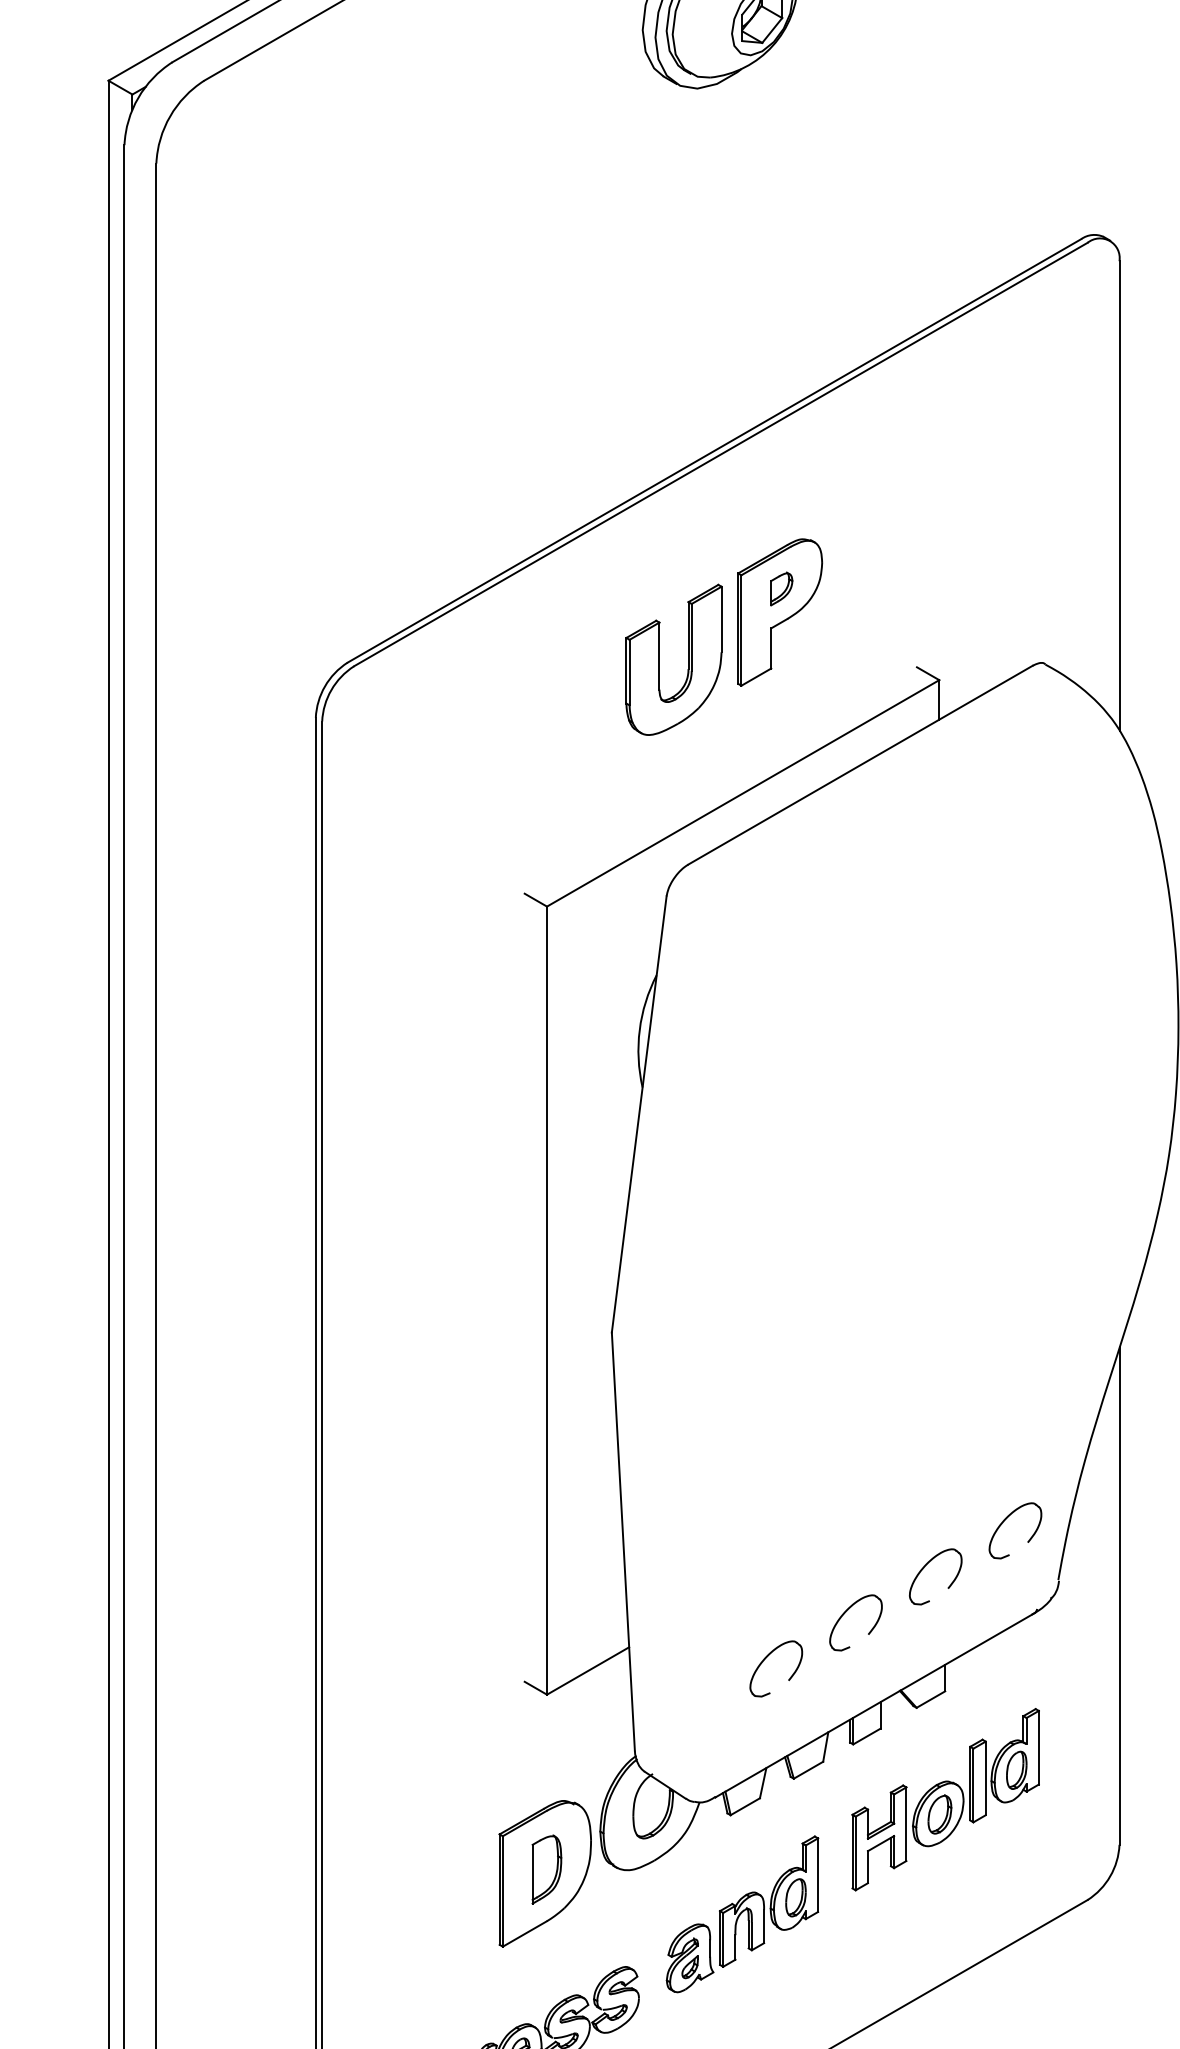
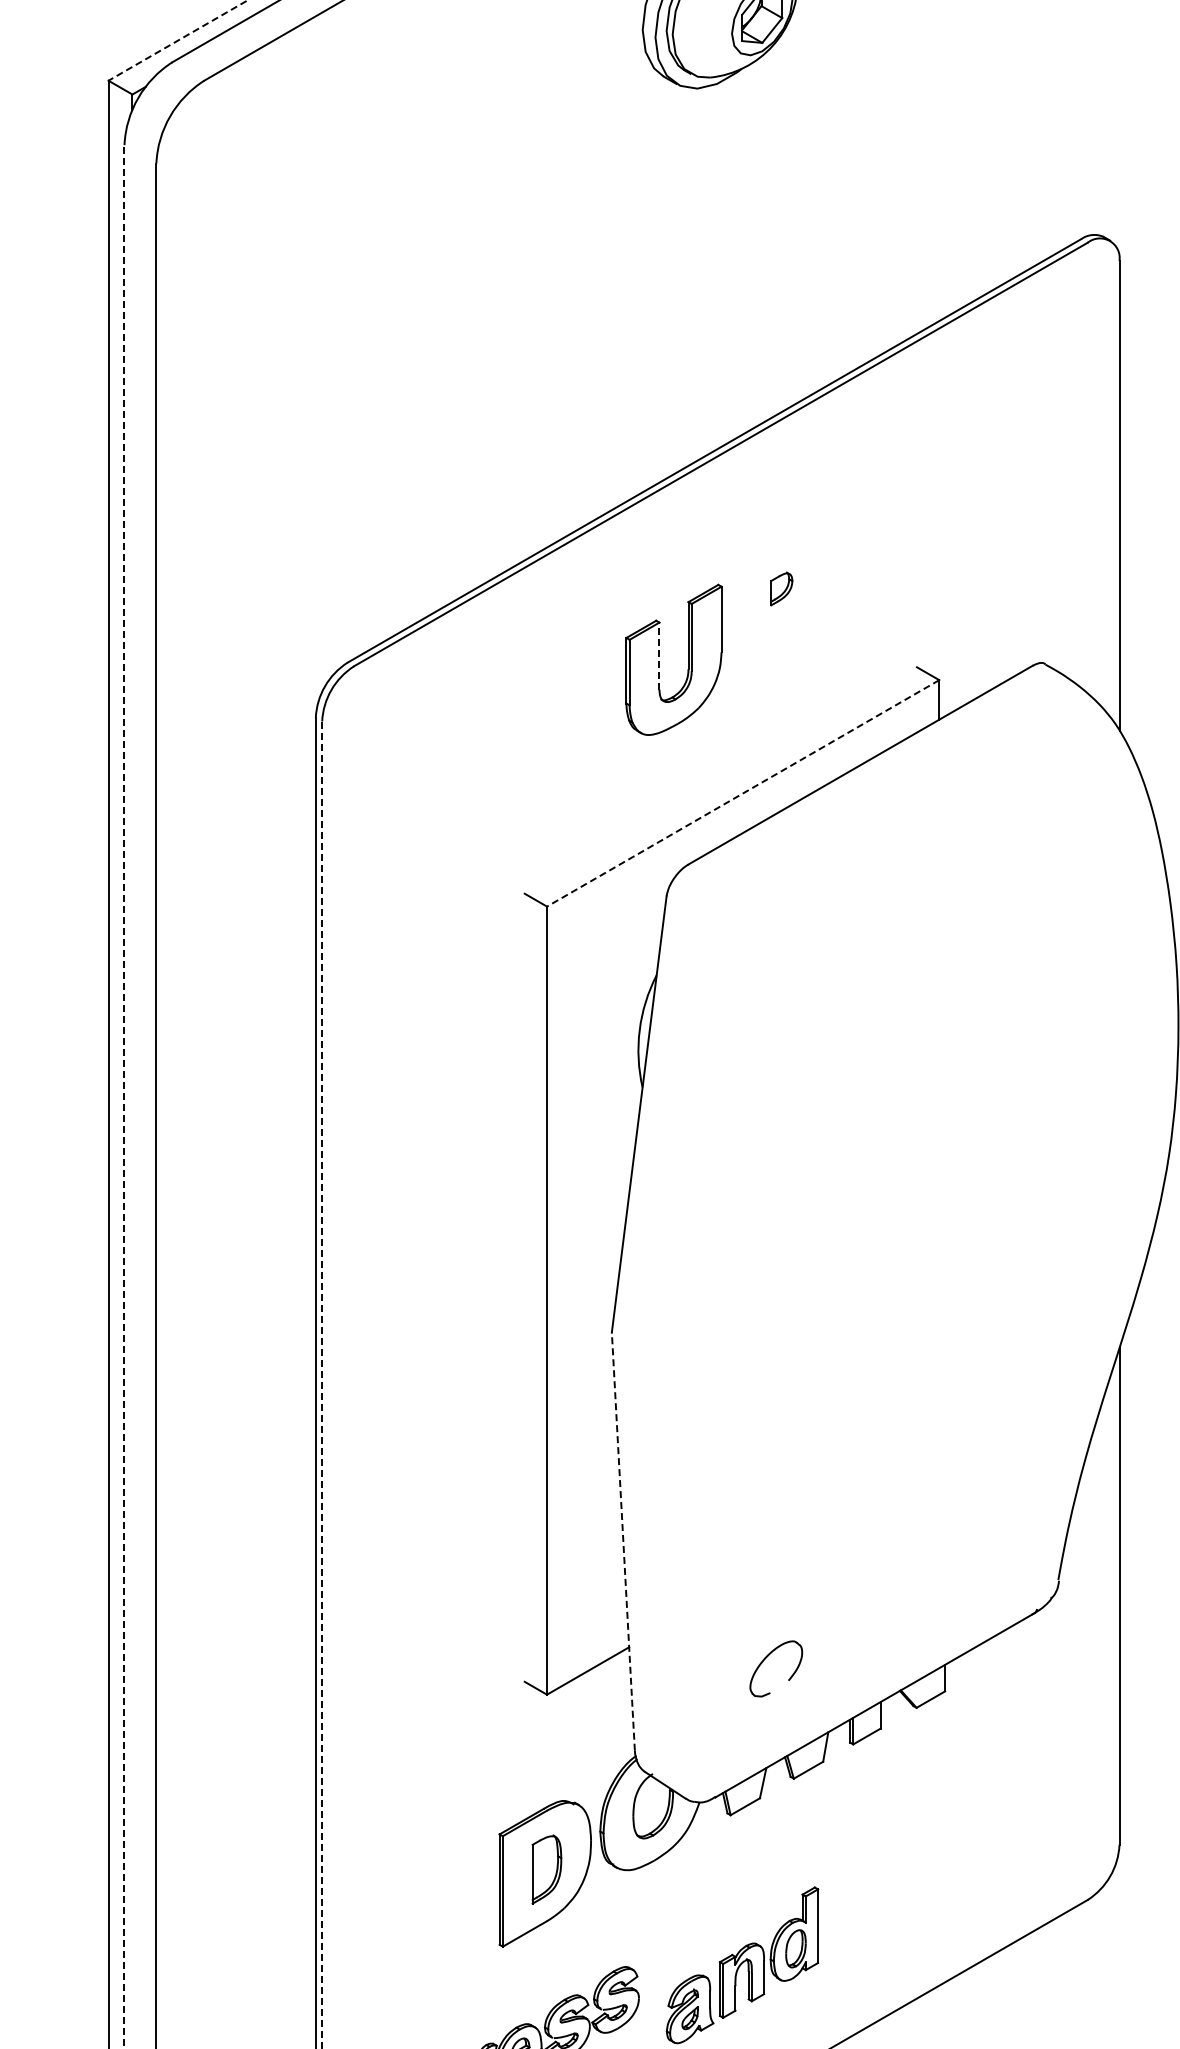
line: solid -> dashed (177, 40)
part: present -> none (780, 612)
line: solid -> dashed (659, 656)
line: solid -> dashed (742, 793)
line: solid -> dashed (124, 1096)
line: solid -> dashed (322, 1385)
part: present -> none (1005, 1520)
line: solid -> dashed (623, 1541)
part: present -> none (924, 1568)
part: present -> none (846, 1612)
part: present -> none (945, 1799)
part position: (742, 1914) -> (742, 1965) (742, 1965)
